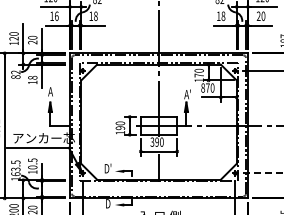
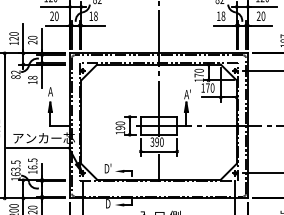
text: 16 -> 20 (54, 15)
text: 870 -> 170 (203, 87)
text: 10.5 -> 16.5 (32, 167)
line: dashed -> solid (263, 173)
